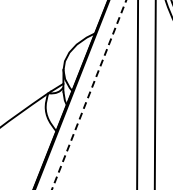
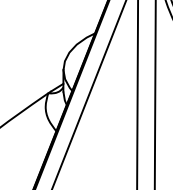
line: dashed -> solid (89, 94)
